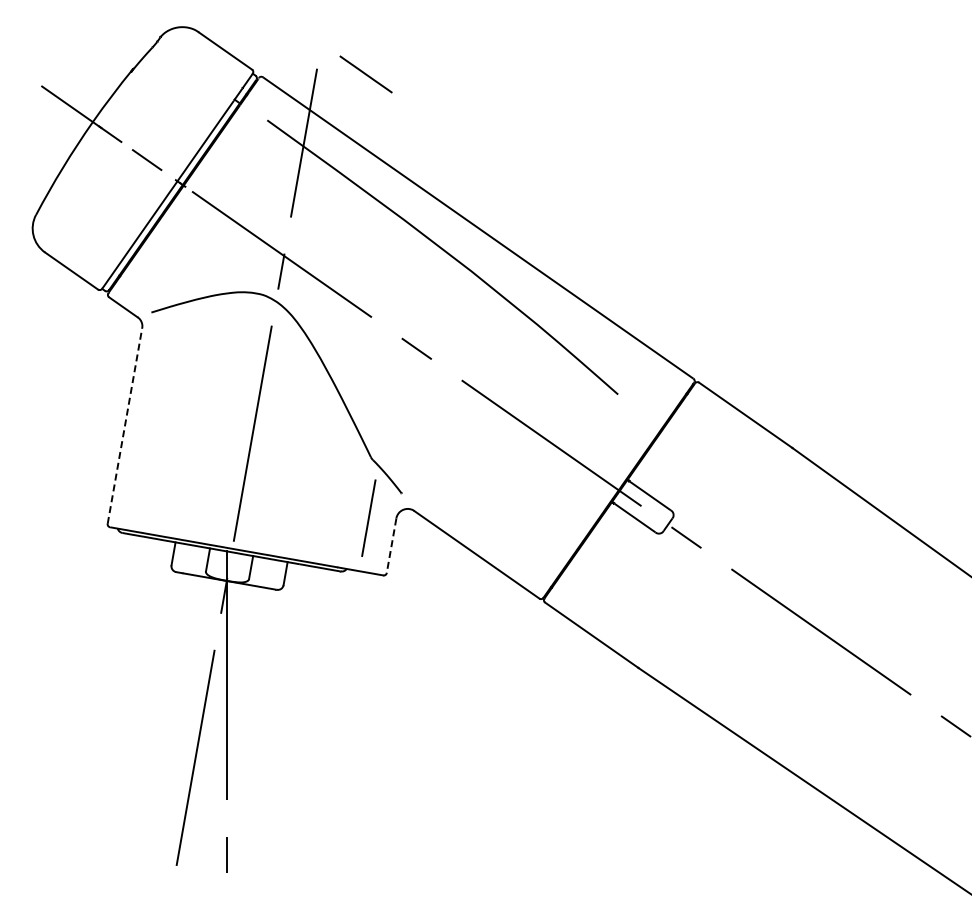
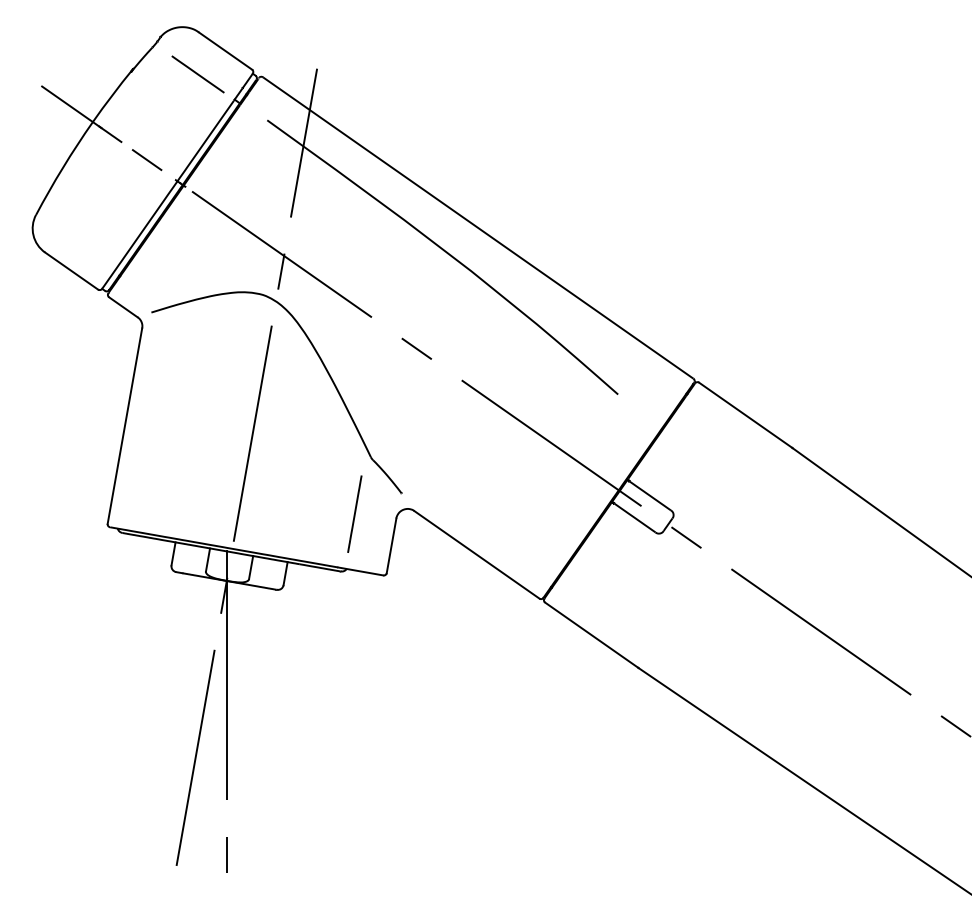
line position: (365, 74) -> (197, 74) (197, 74)
line: dashed -> solid (125, 425)
line position: (368, 517) -> (354, 513) (354, 513)
line: dashed -> solid (391, 545)
